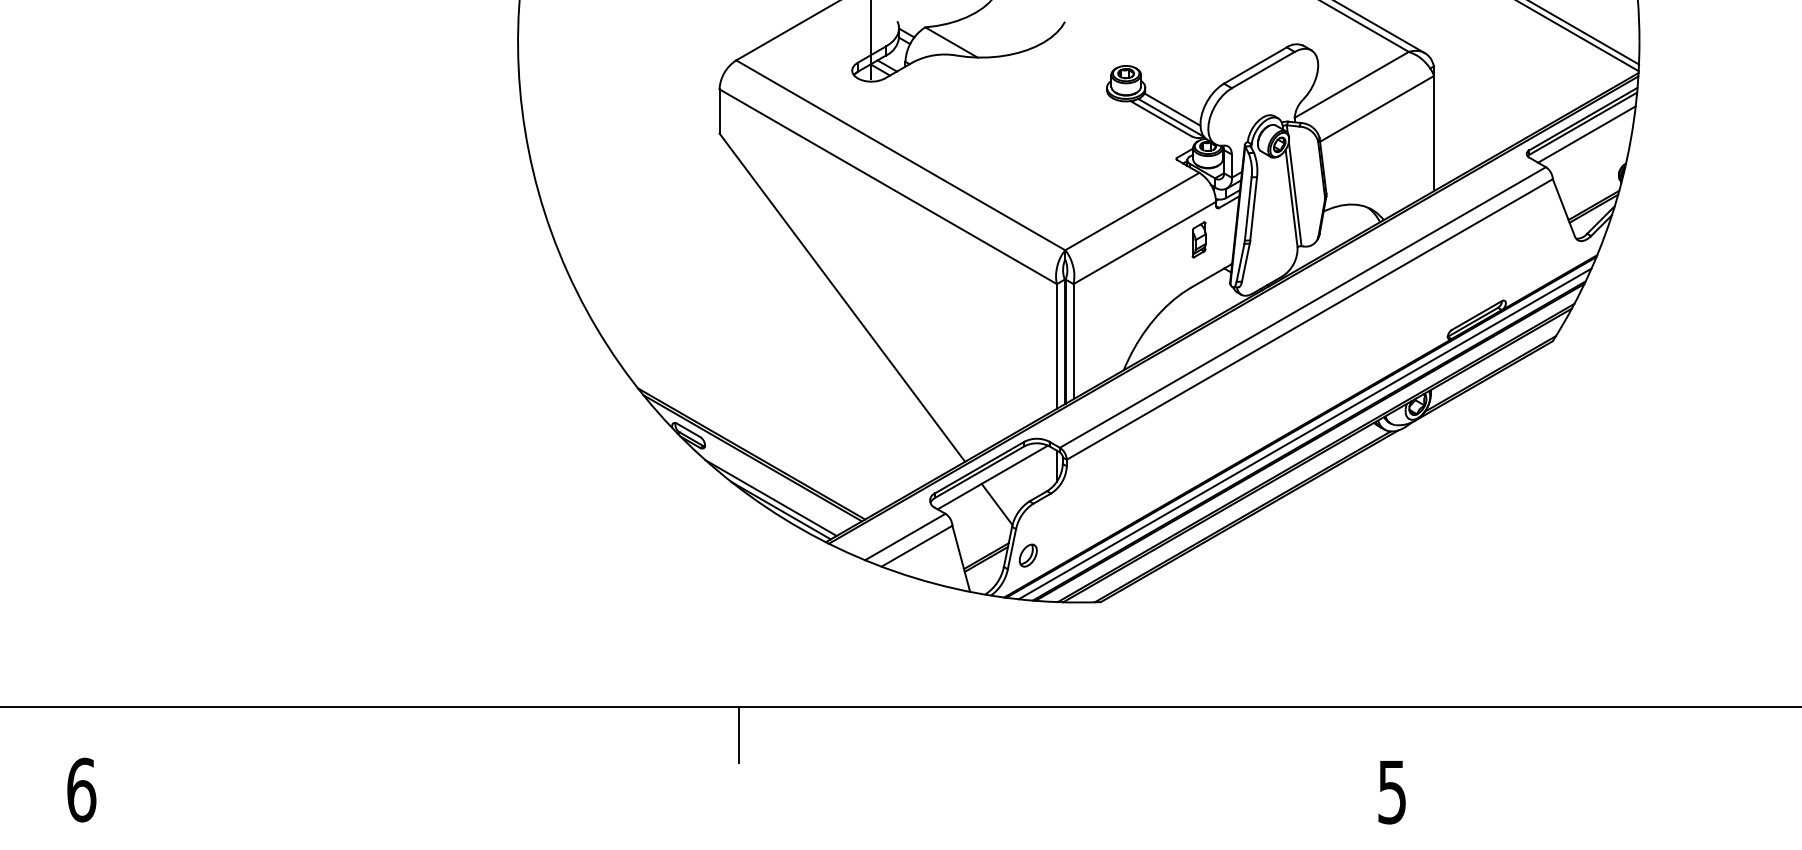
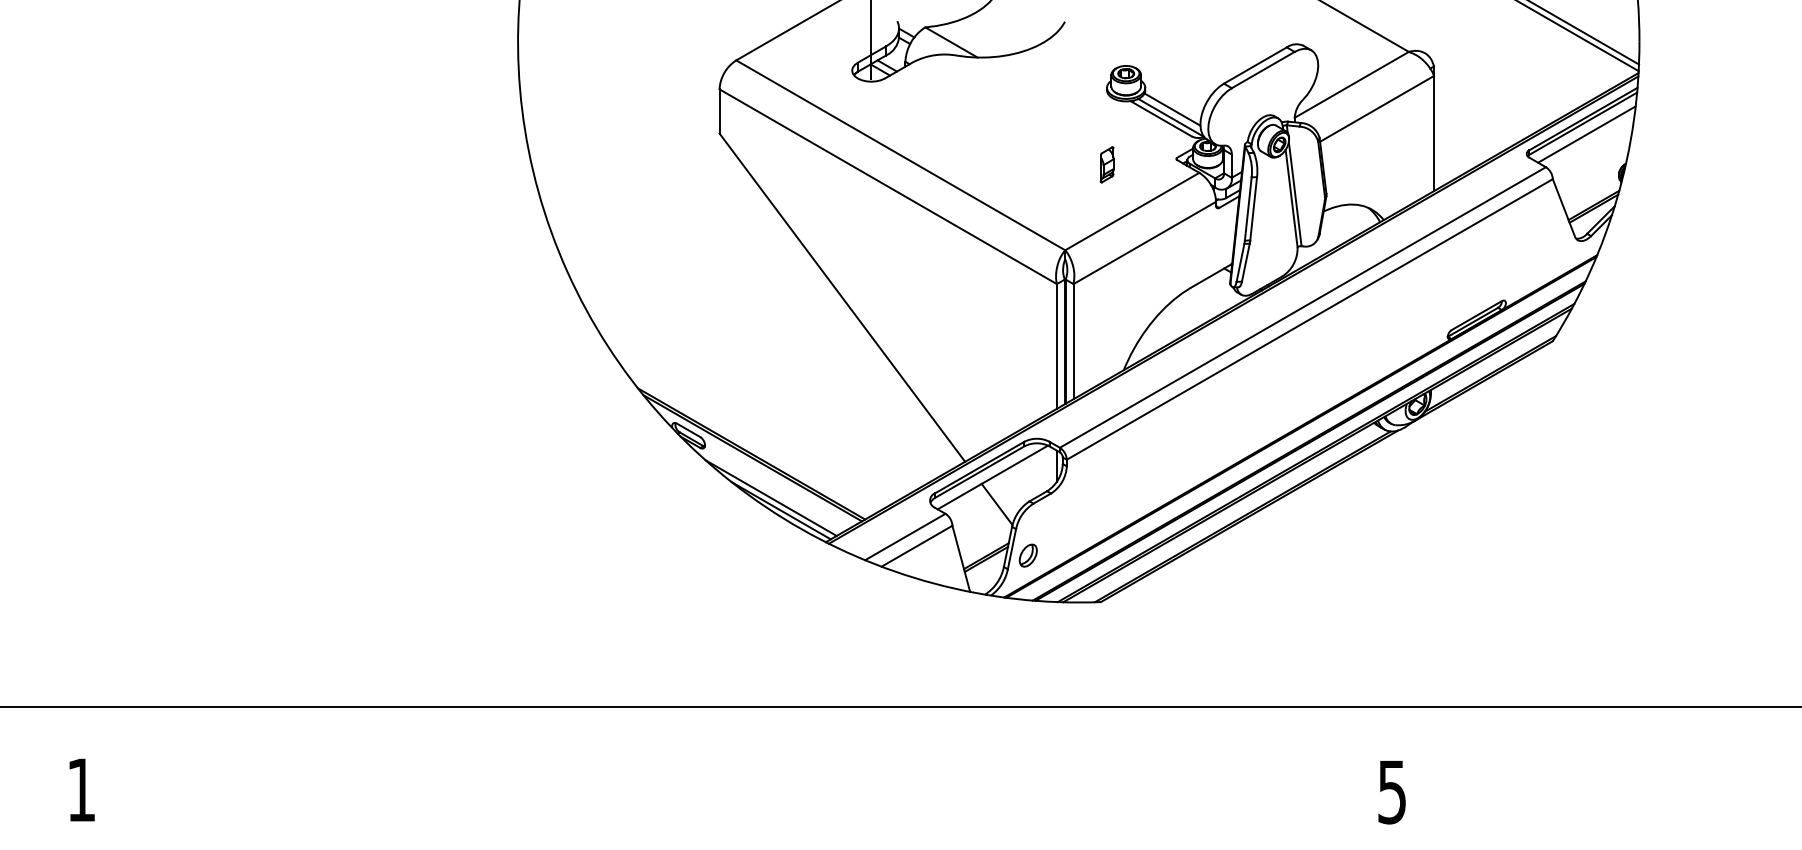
line: present -> none (1380, 27)
part position: (1198, 239) -> (1106, 164) (1106, 164)
line: present -> none (1304, 433)
line: present -> none (738, 734)
text: 6 -> 1 (81, 789)
